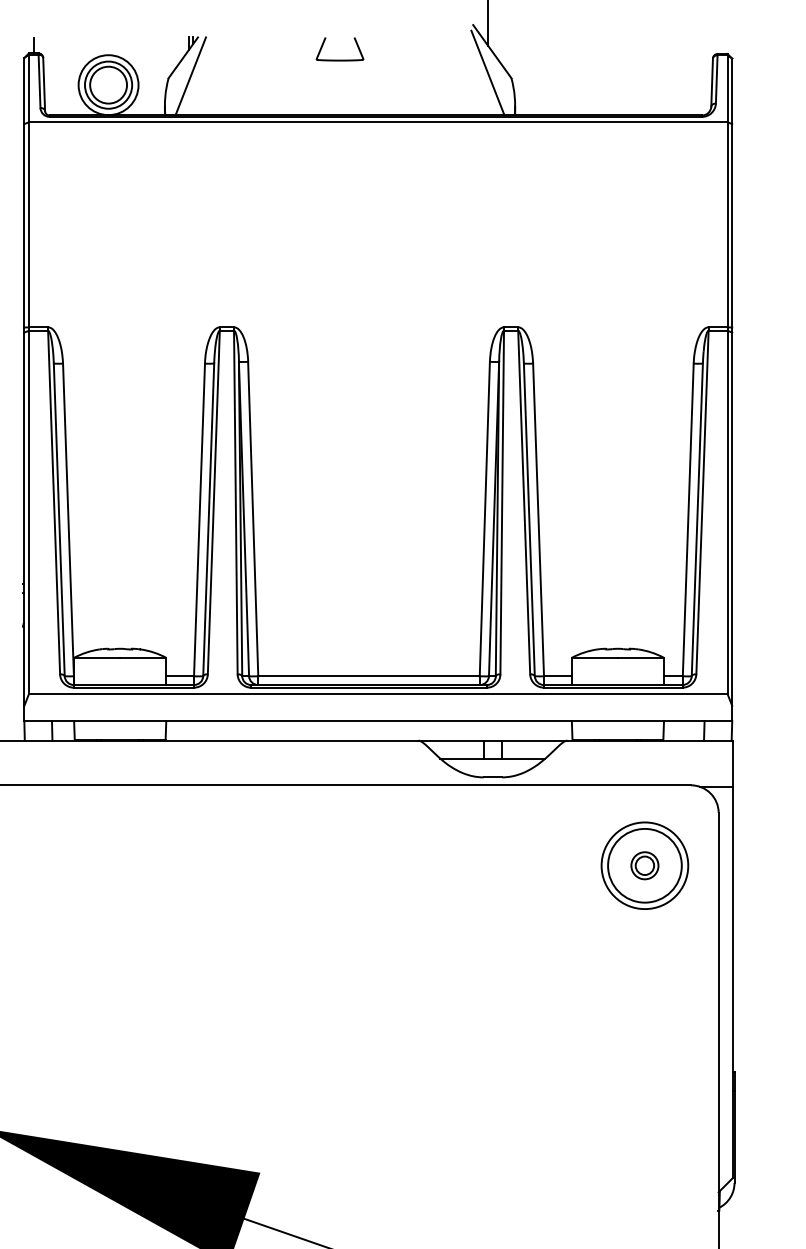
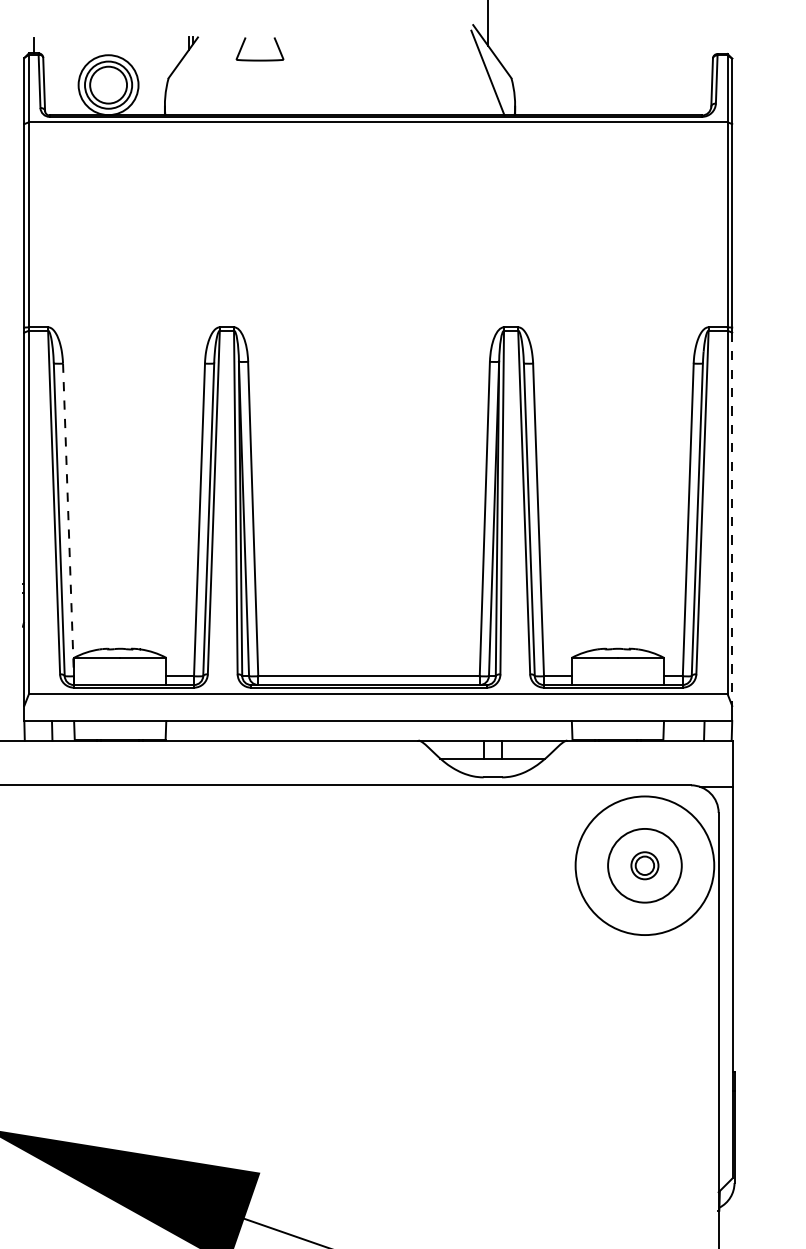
part position: (339, 59) -> (259, 59) (259, 59)
line: present -> none (190, 76)
line: solid -> dashed (732, 519)
line: solid -> dashed (68, 520)
circle diameter: 87 px -> 139 px (644, 865)
